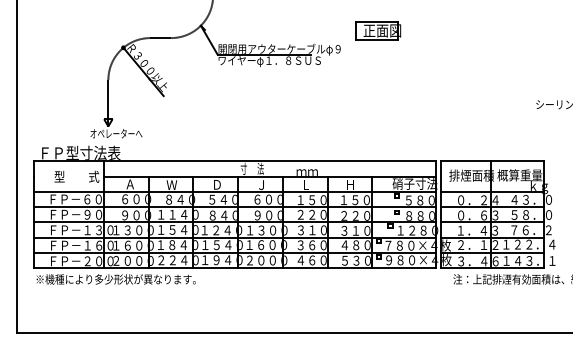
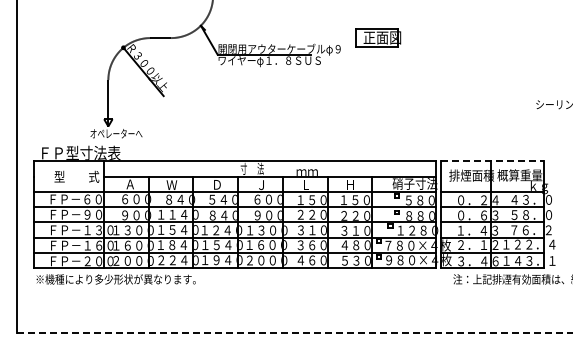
part position: (378, 30) -> (378, 37) (378, 37)
line: solid -> dashed (492, 161)
line: solid -> dashed (295, 332)
